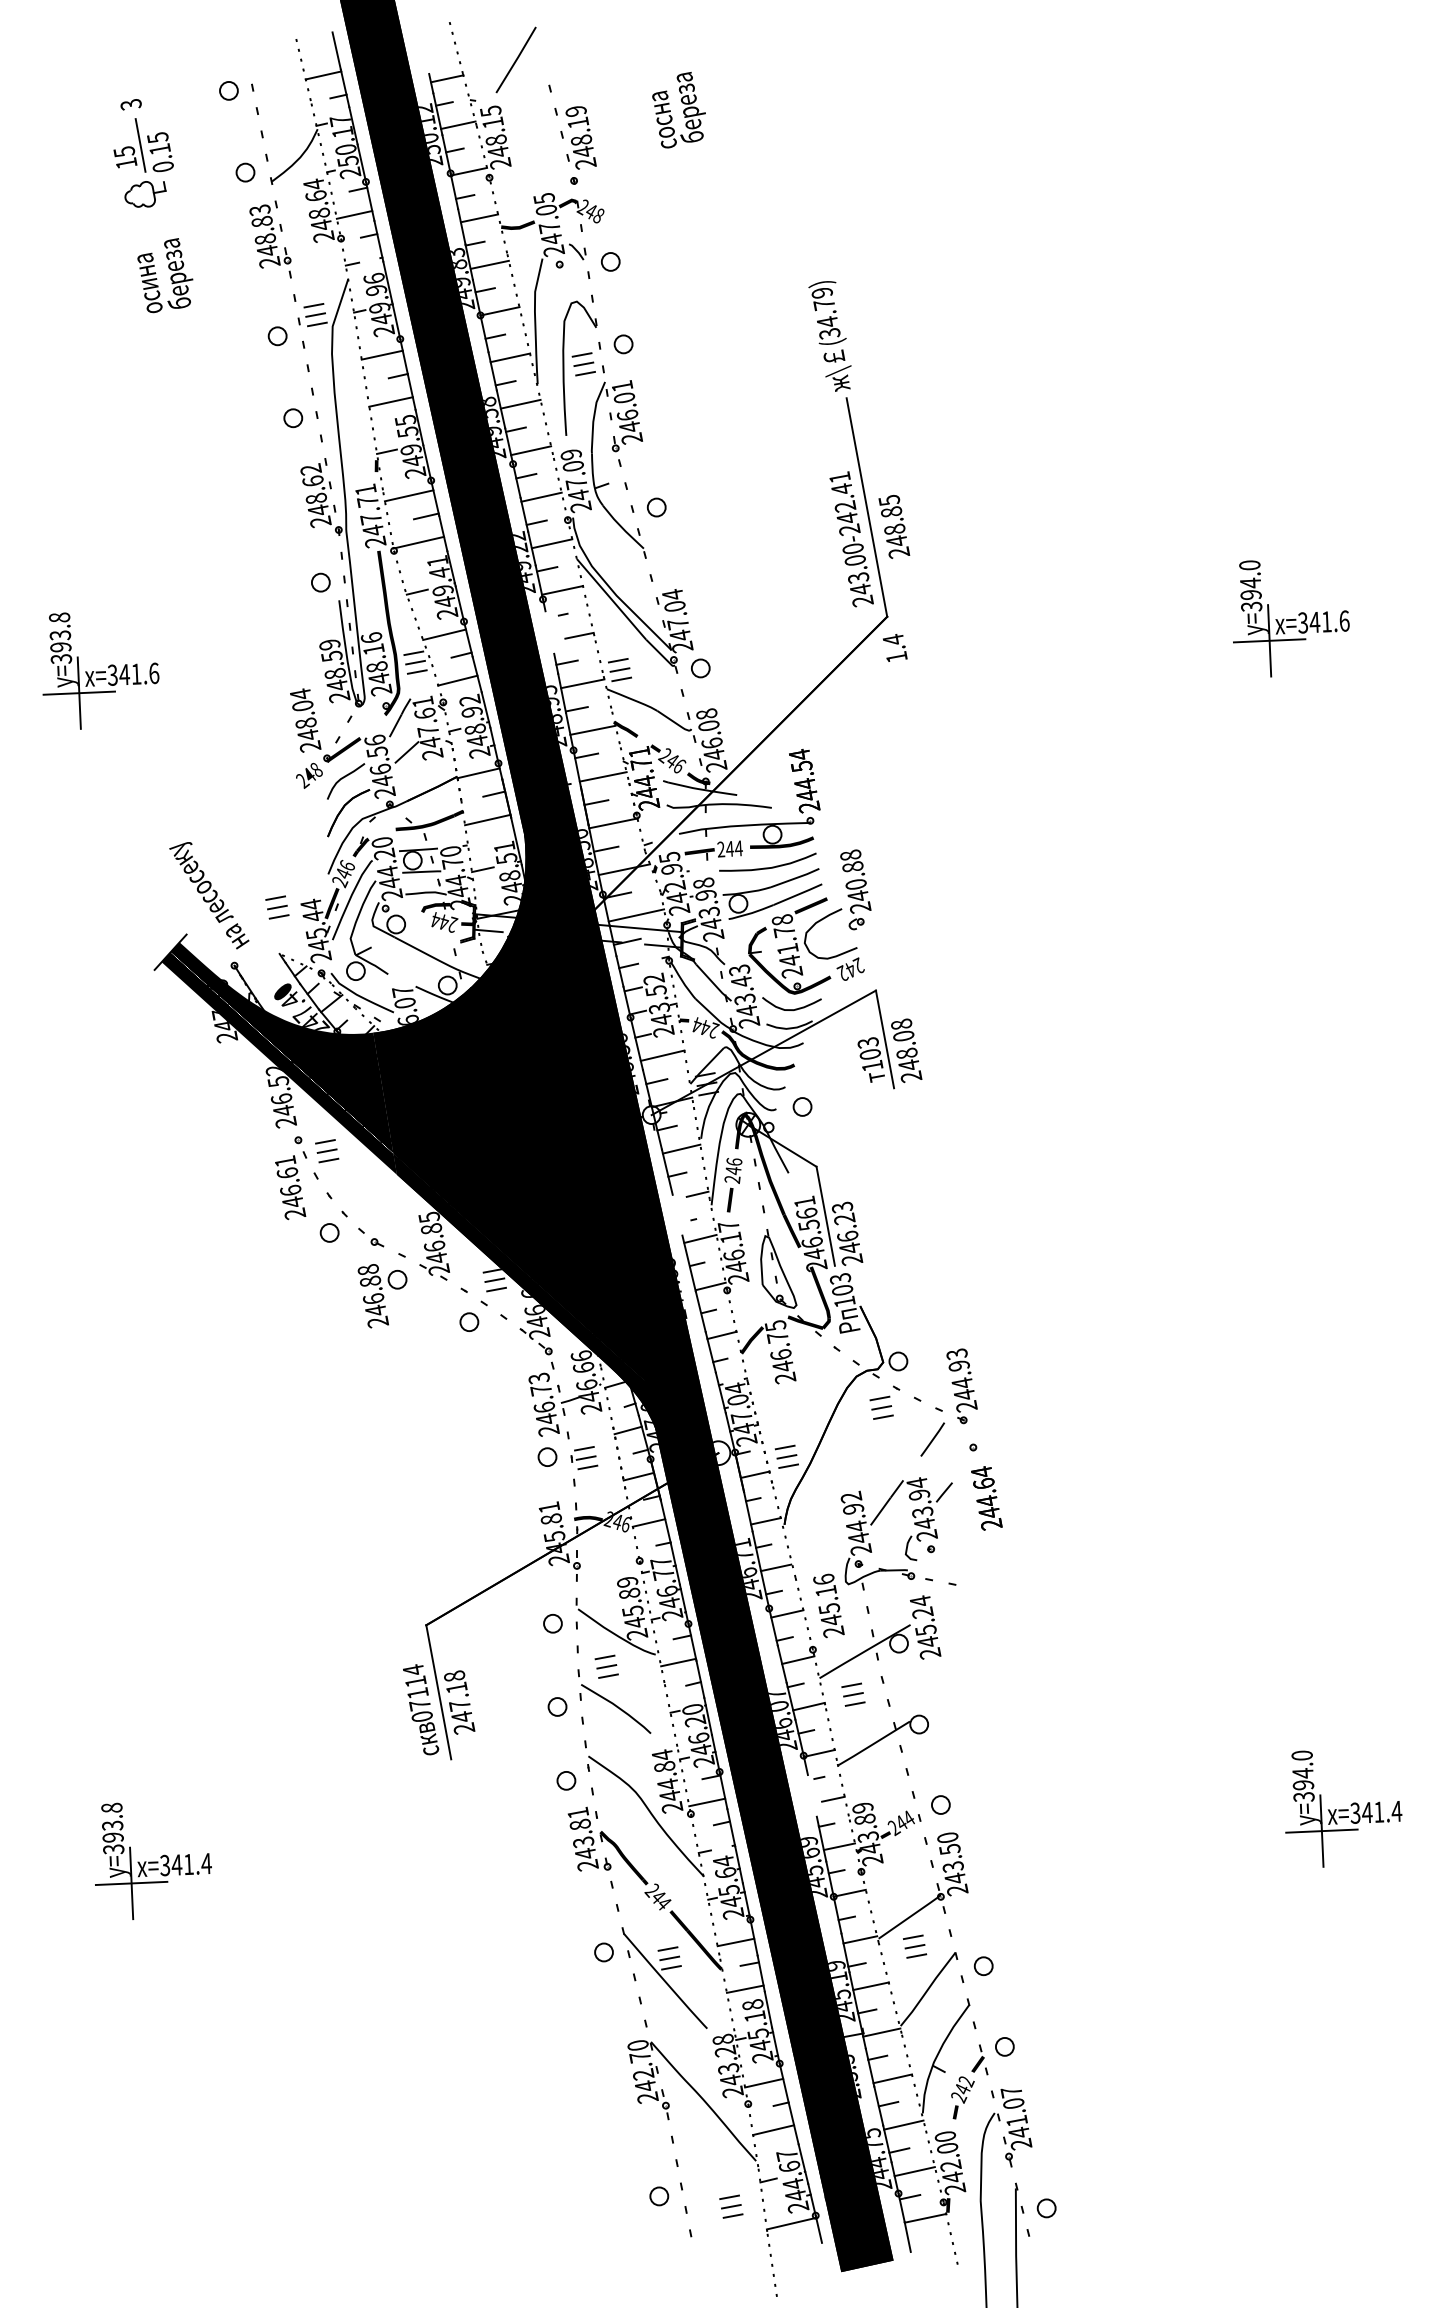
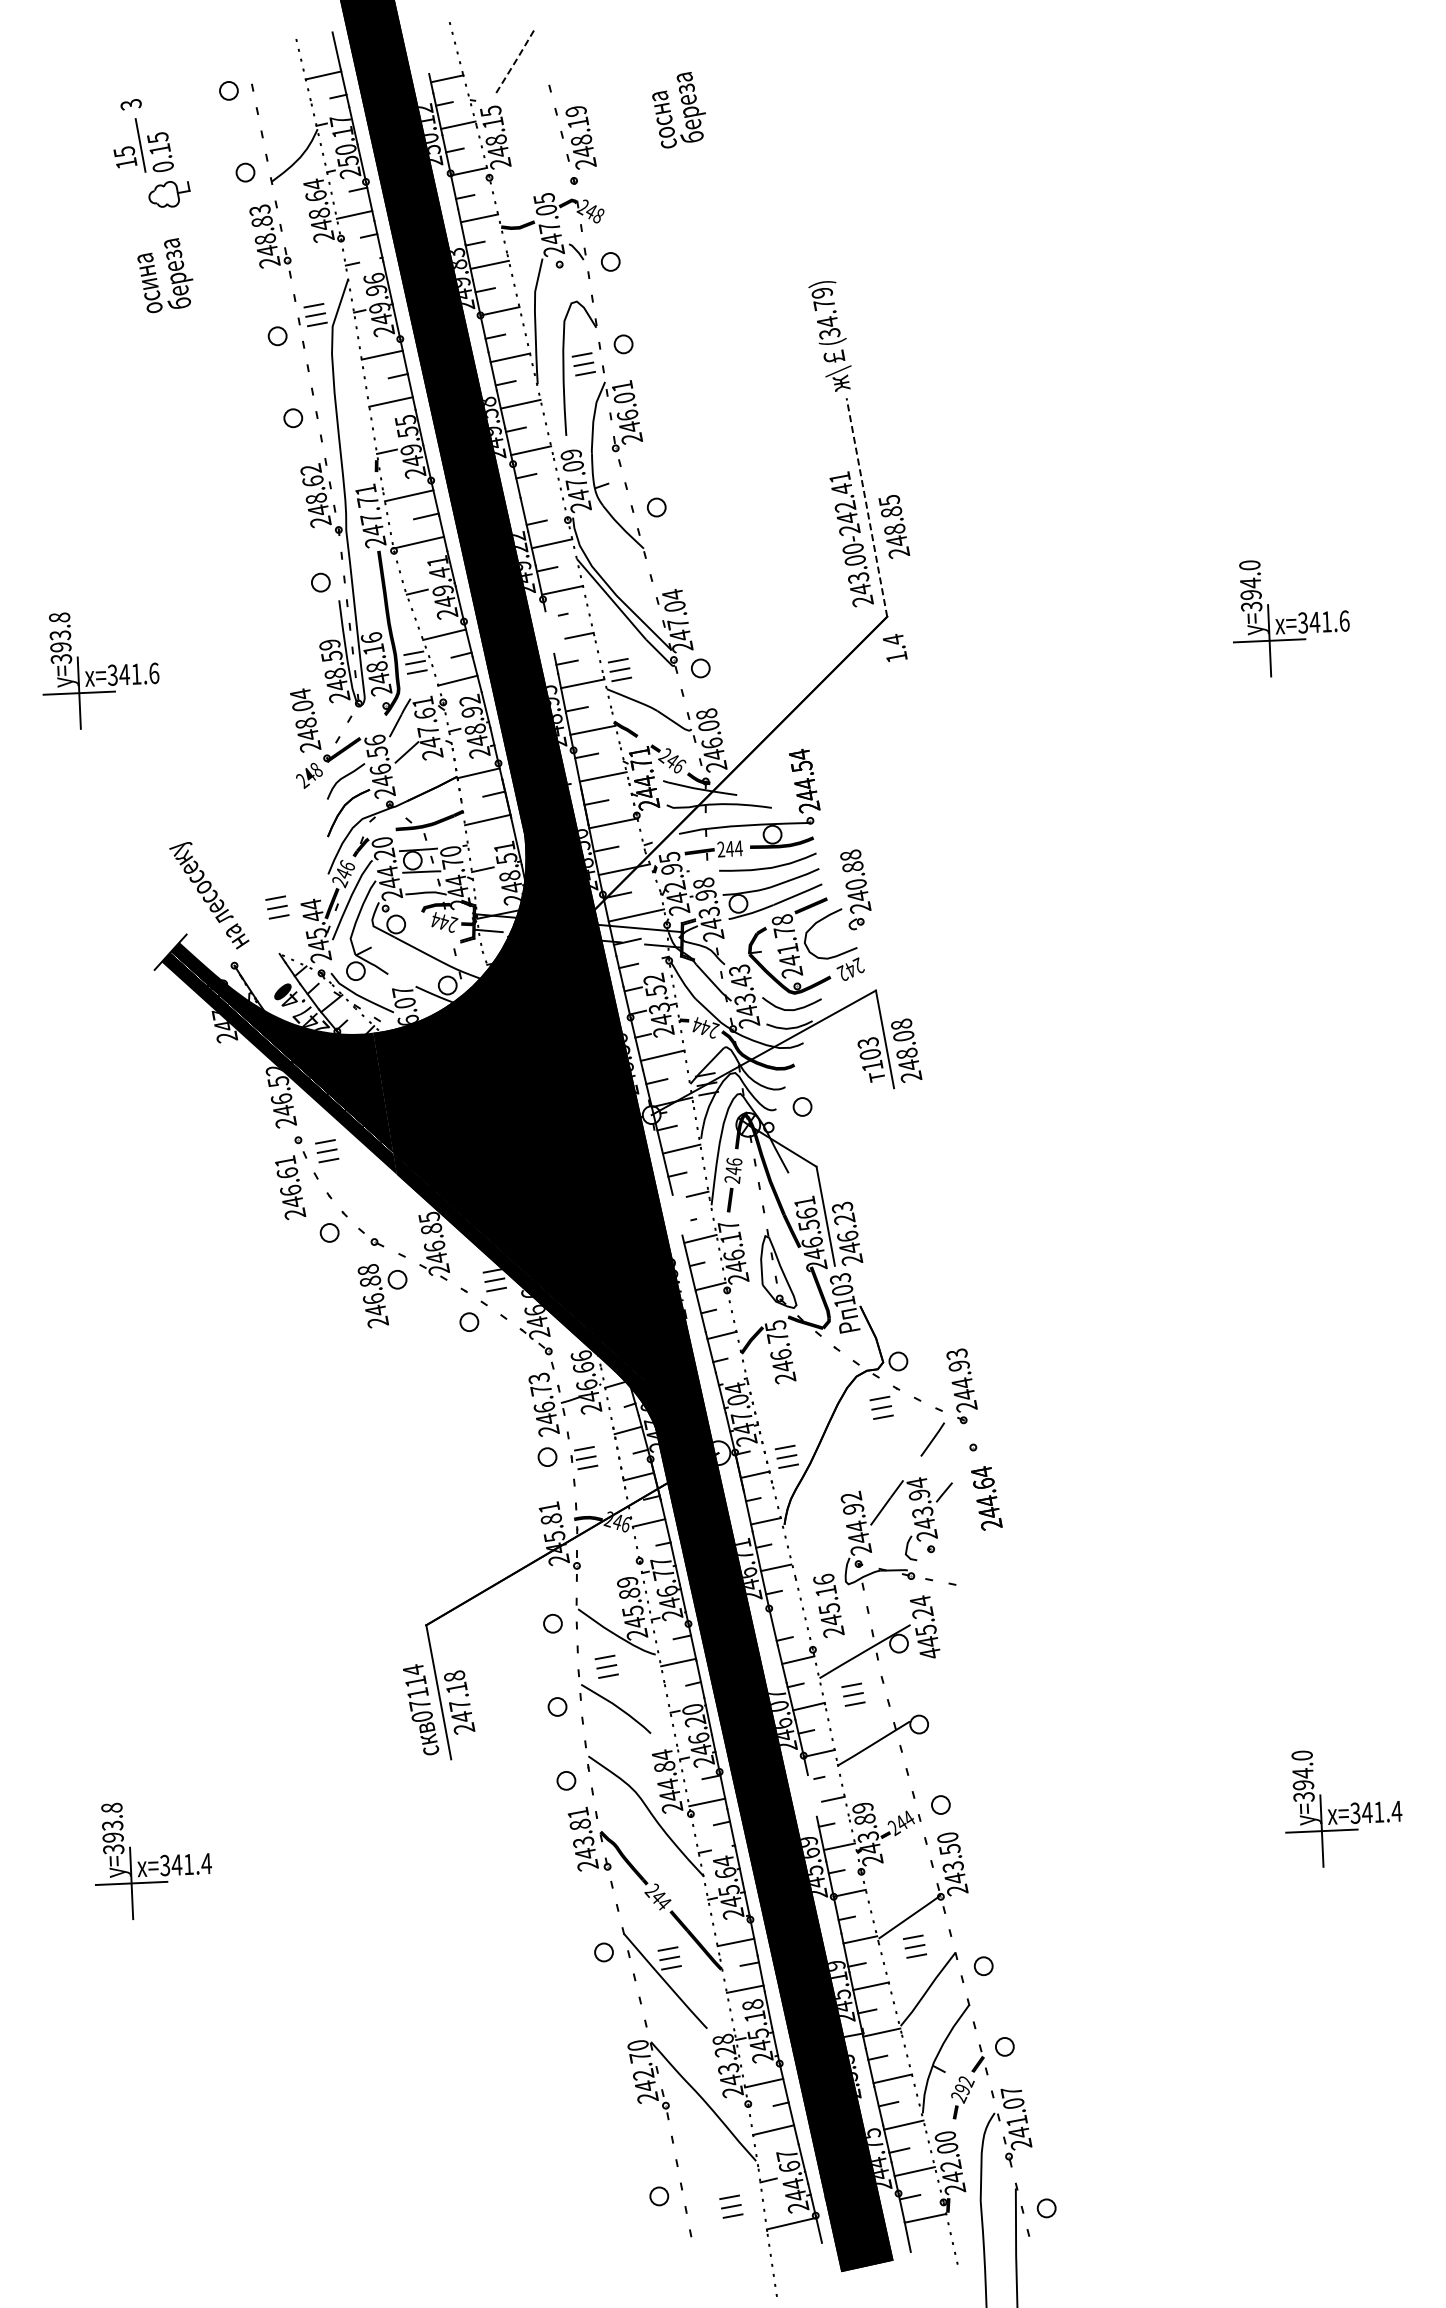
line: solid -> dashed (516, 59)
part position: (145, 194) -> (169, 194) (169, 194)
line: present -> none (541, 496)
line: solid -> dashed (866, 507)
line: present -> none (787, 1613)
text: 245.24 -> 445.24 (930, 1653)
text: 242 -> 292 (962, 2089)
